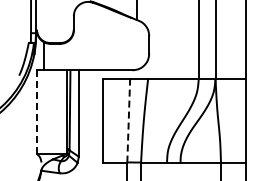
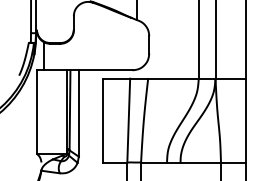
line: dashed -> solid (36, 112)
line: dashed -> solid (128, 120)
